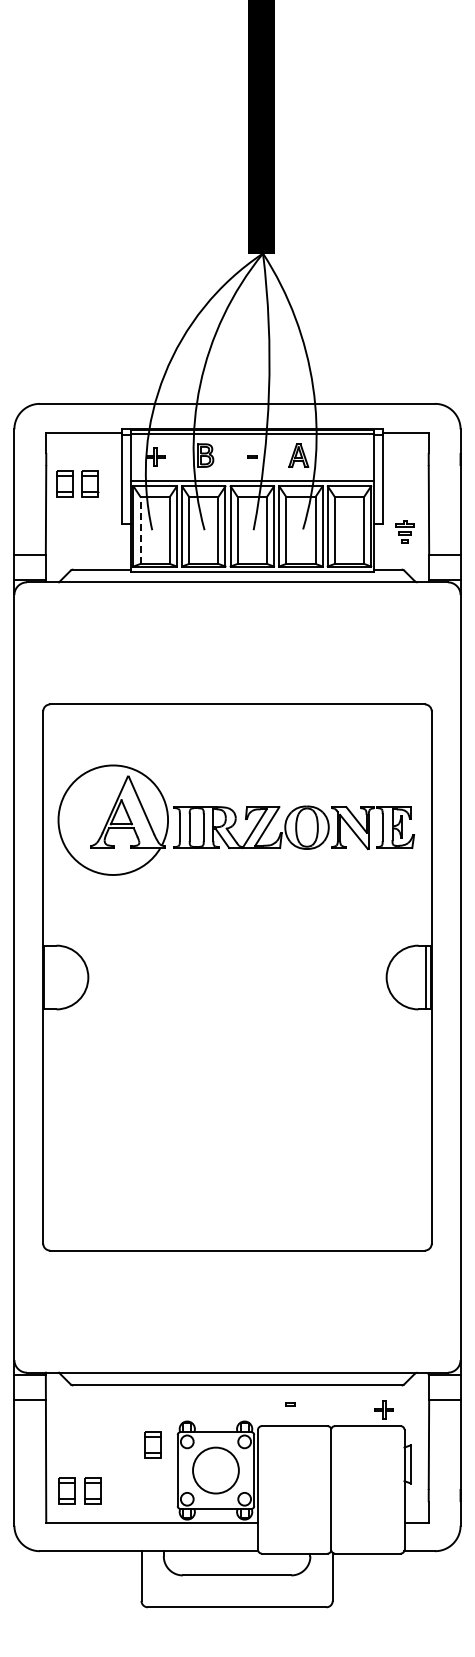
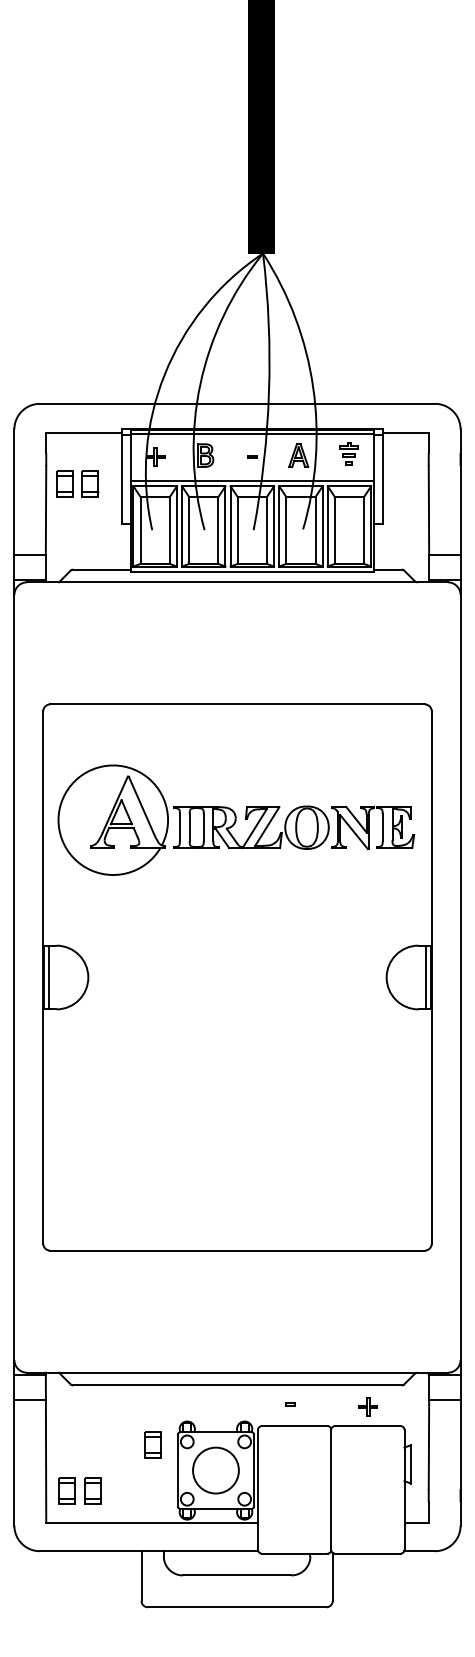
line: dashed -> solid (140, 529)
part position: (404, 531) -> (348, 453) (348, 453)
line: none -> present (49, 977)
part position: (383, 1409) -> (367, 1406) (367, 1406)
